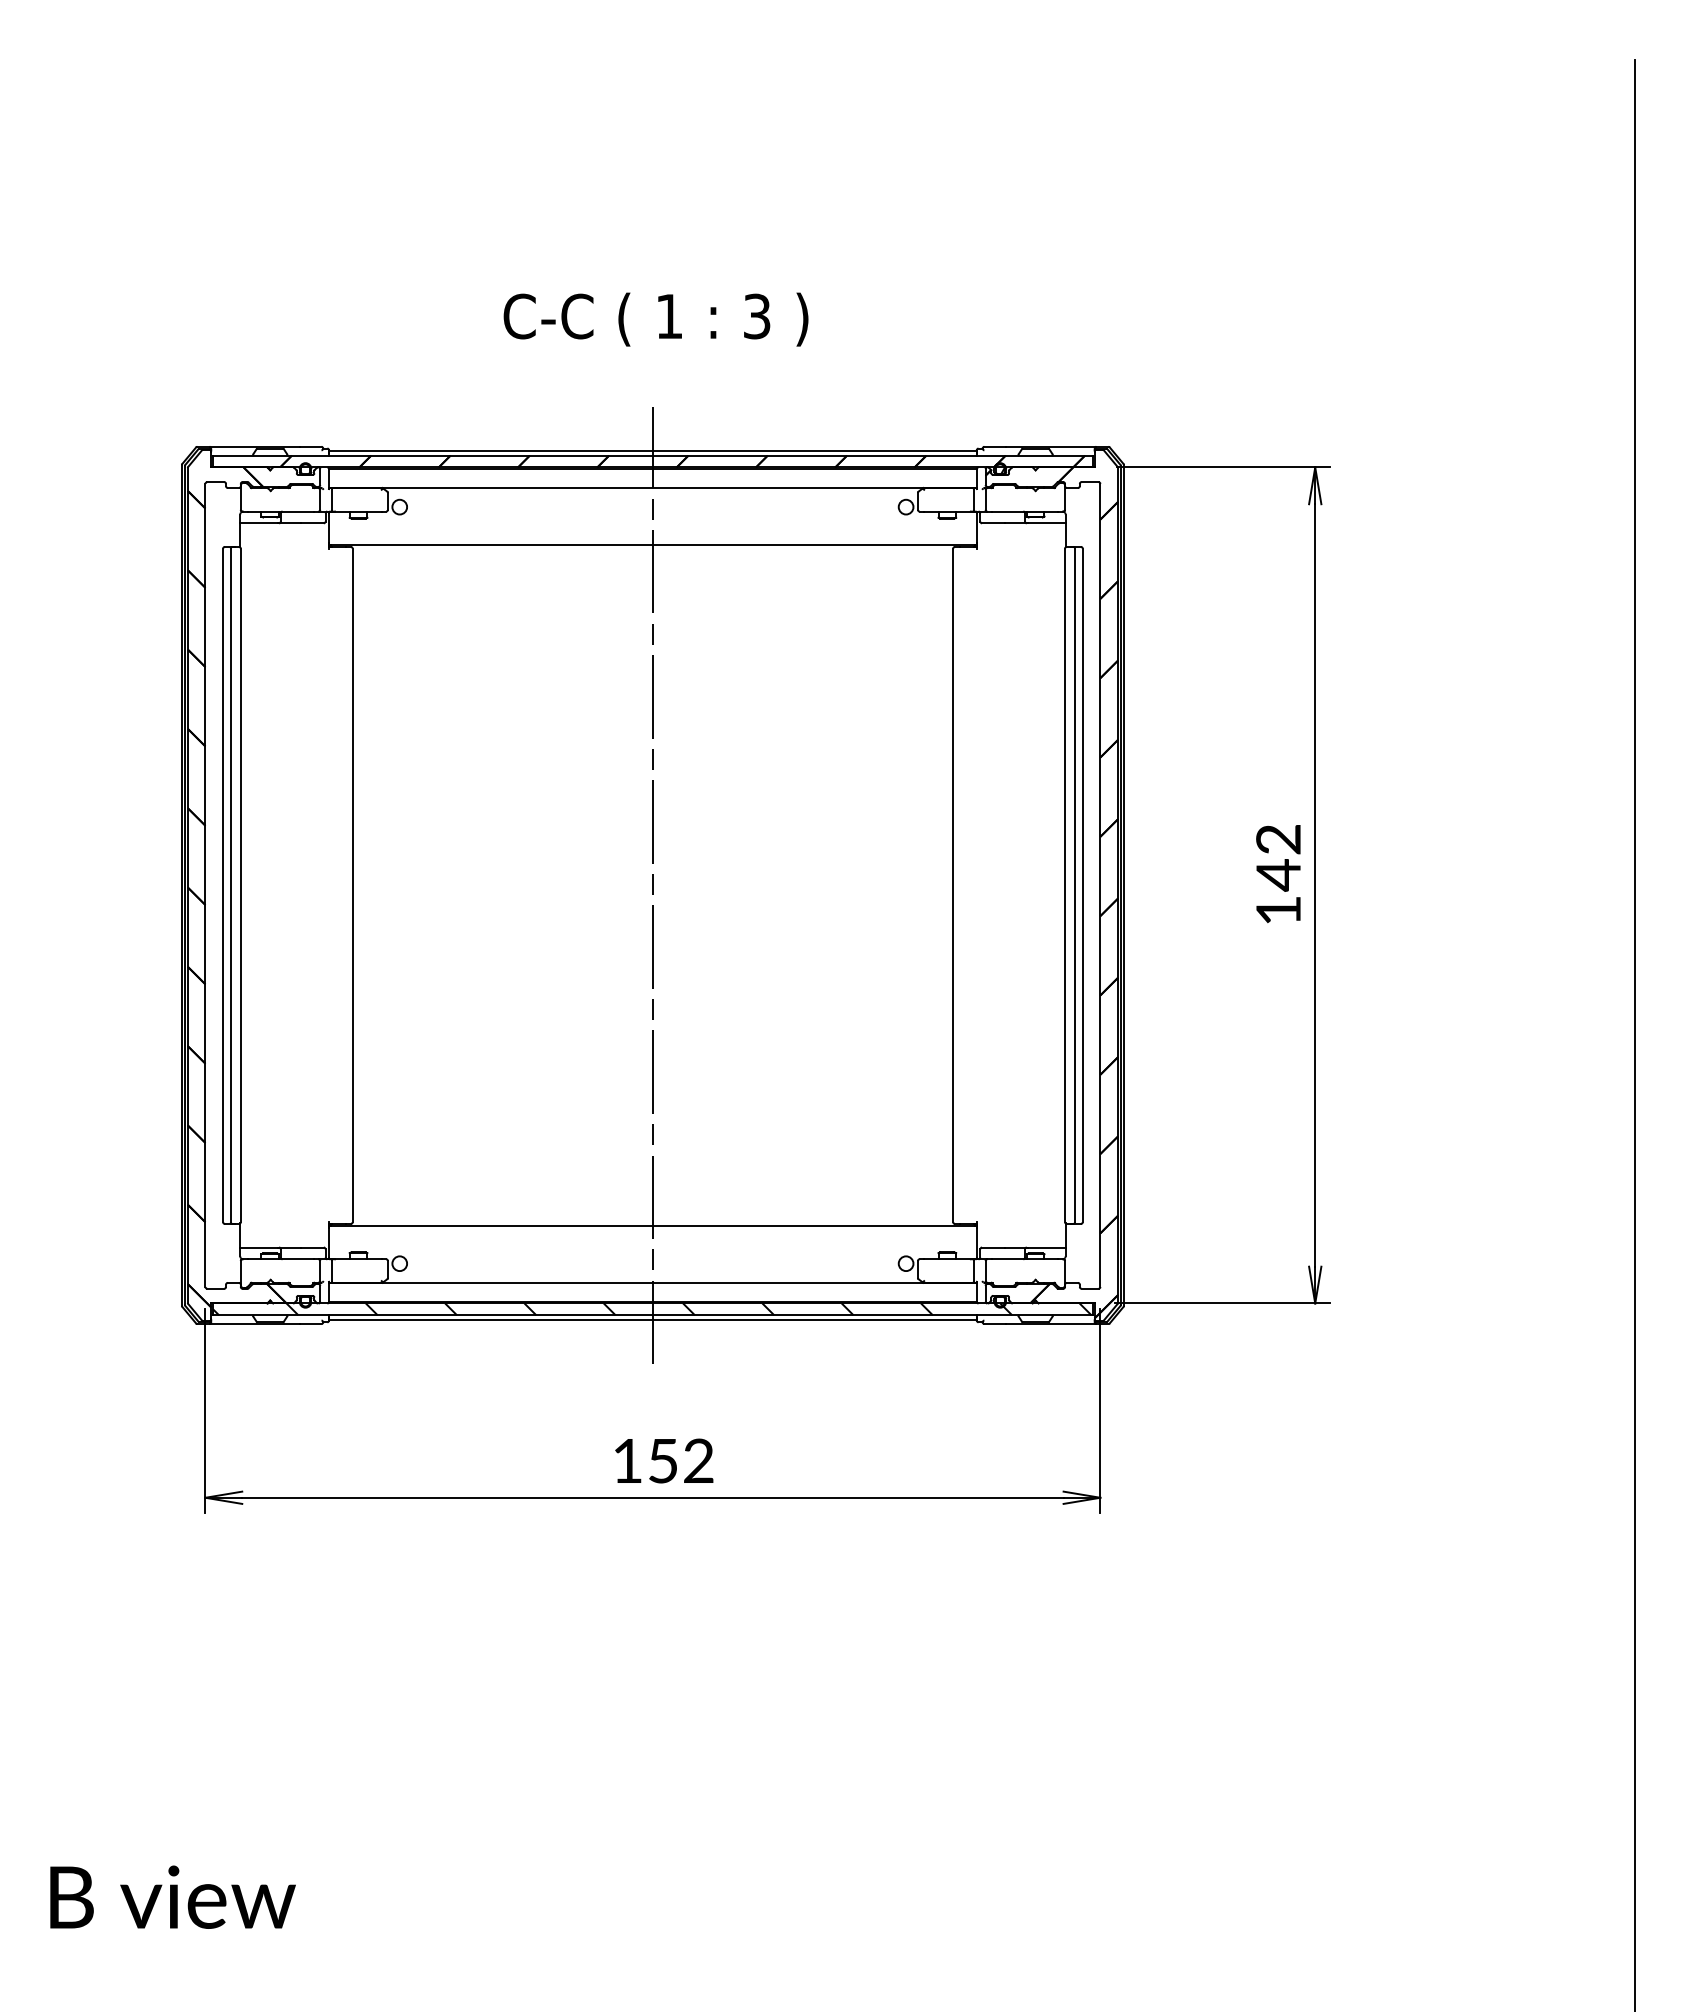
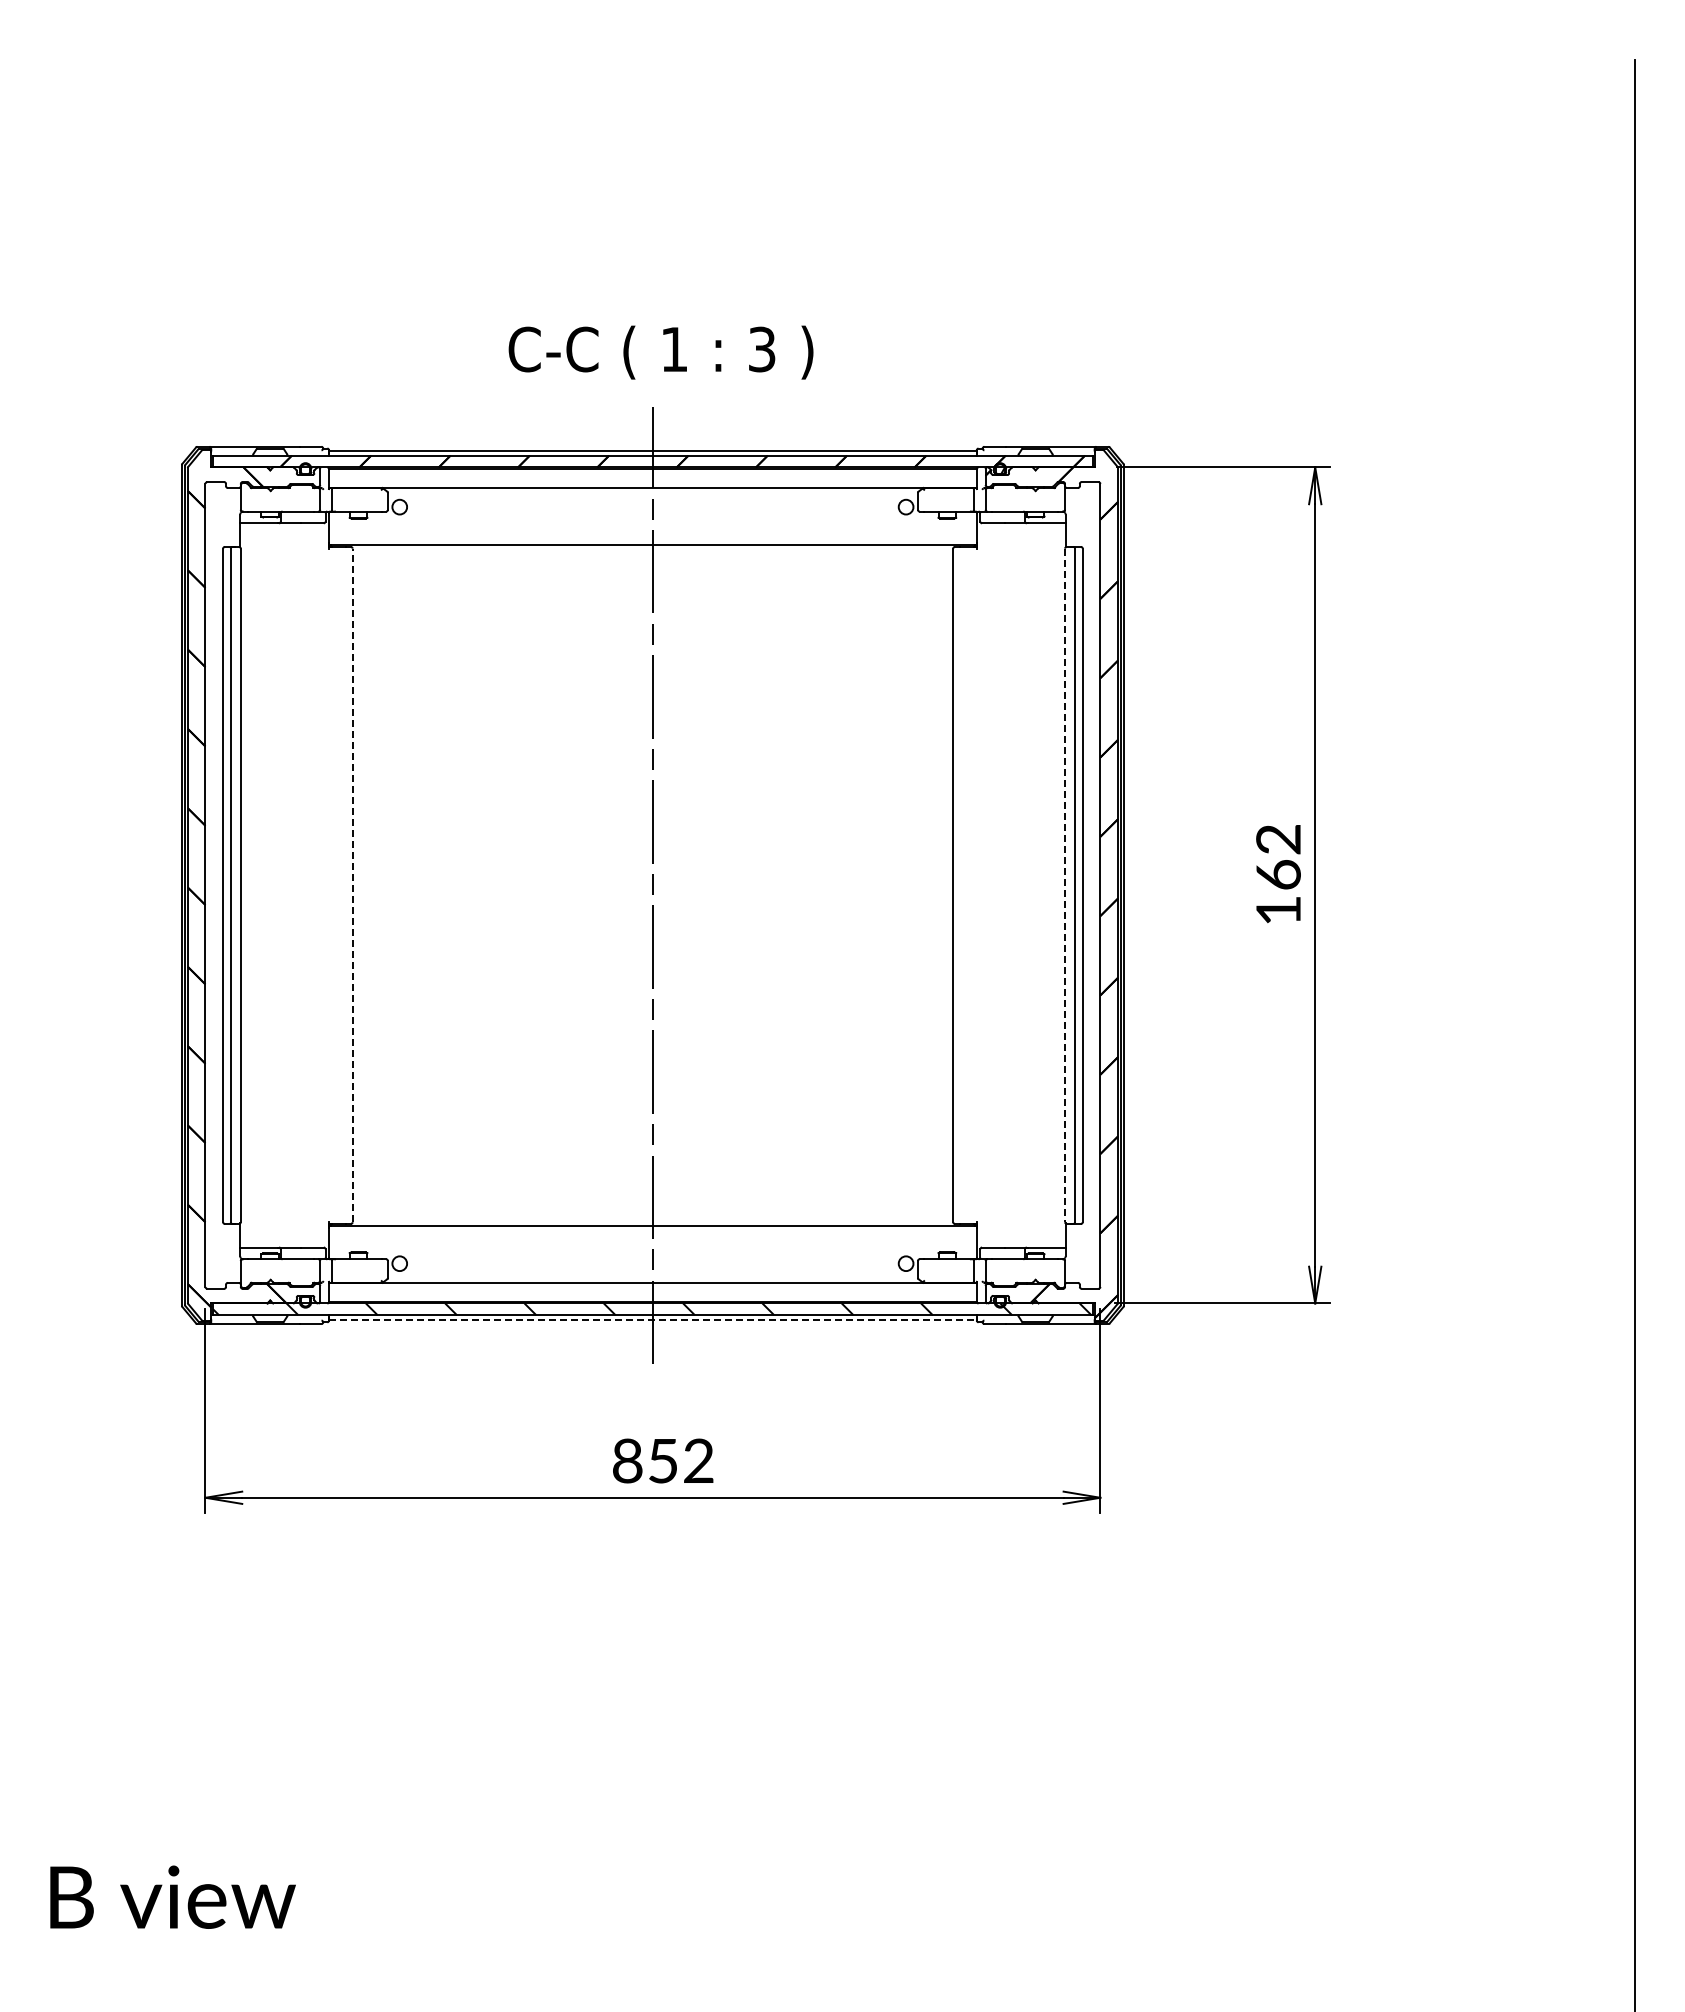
text position: (655, 319) -> (660, 352) (660, 352)
text: 142 -> 162 (1278, 875)
line: solid -> dashed (352, 885)
line: solid -> dashed (1065, 885)
line: solid -> dashed (652, 1319)
text: 152 -> 852 (627, 1460)
